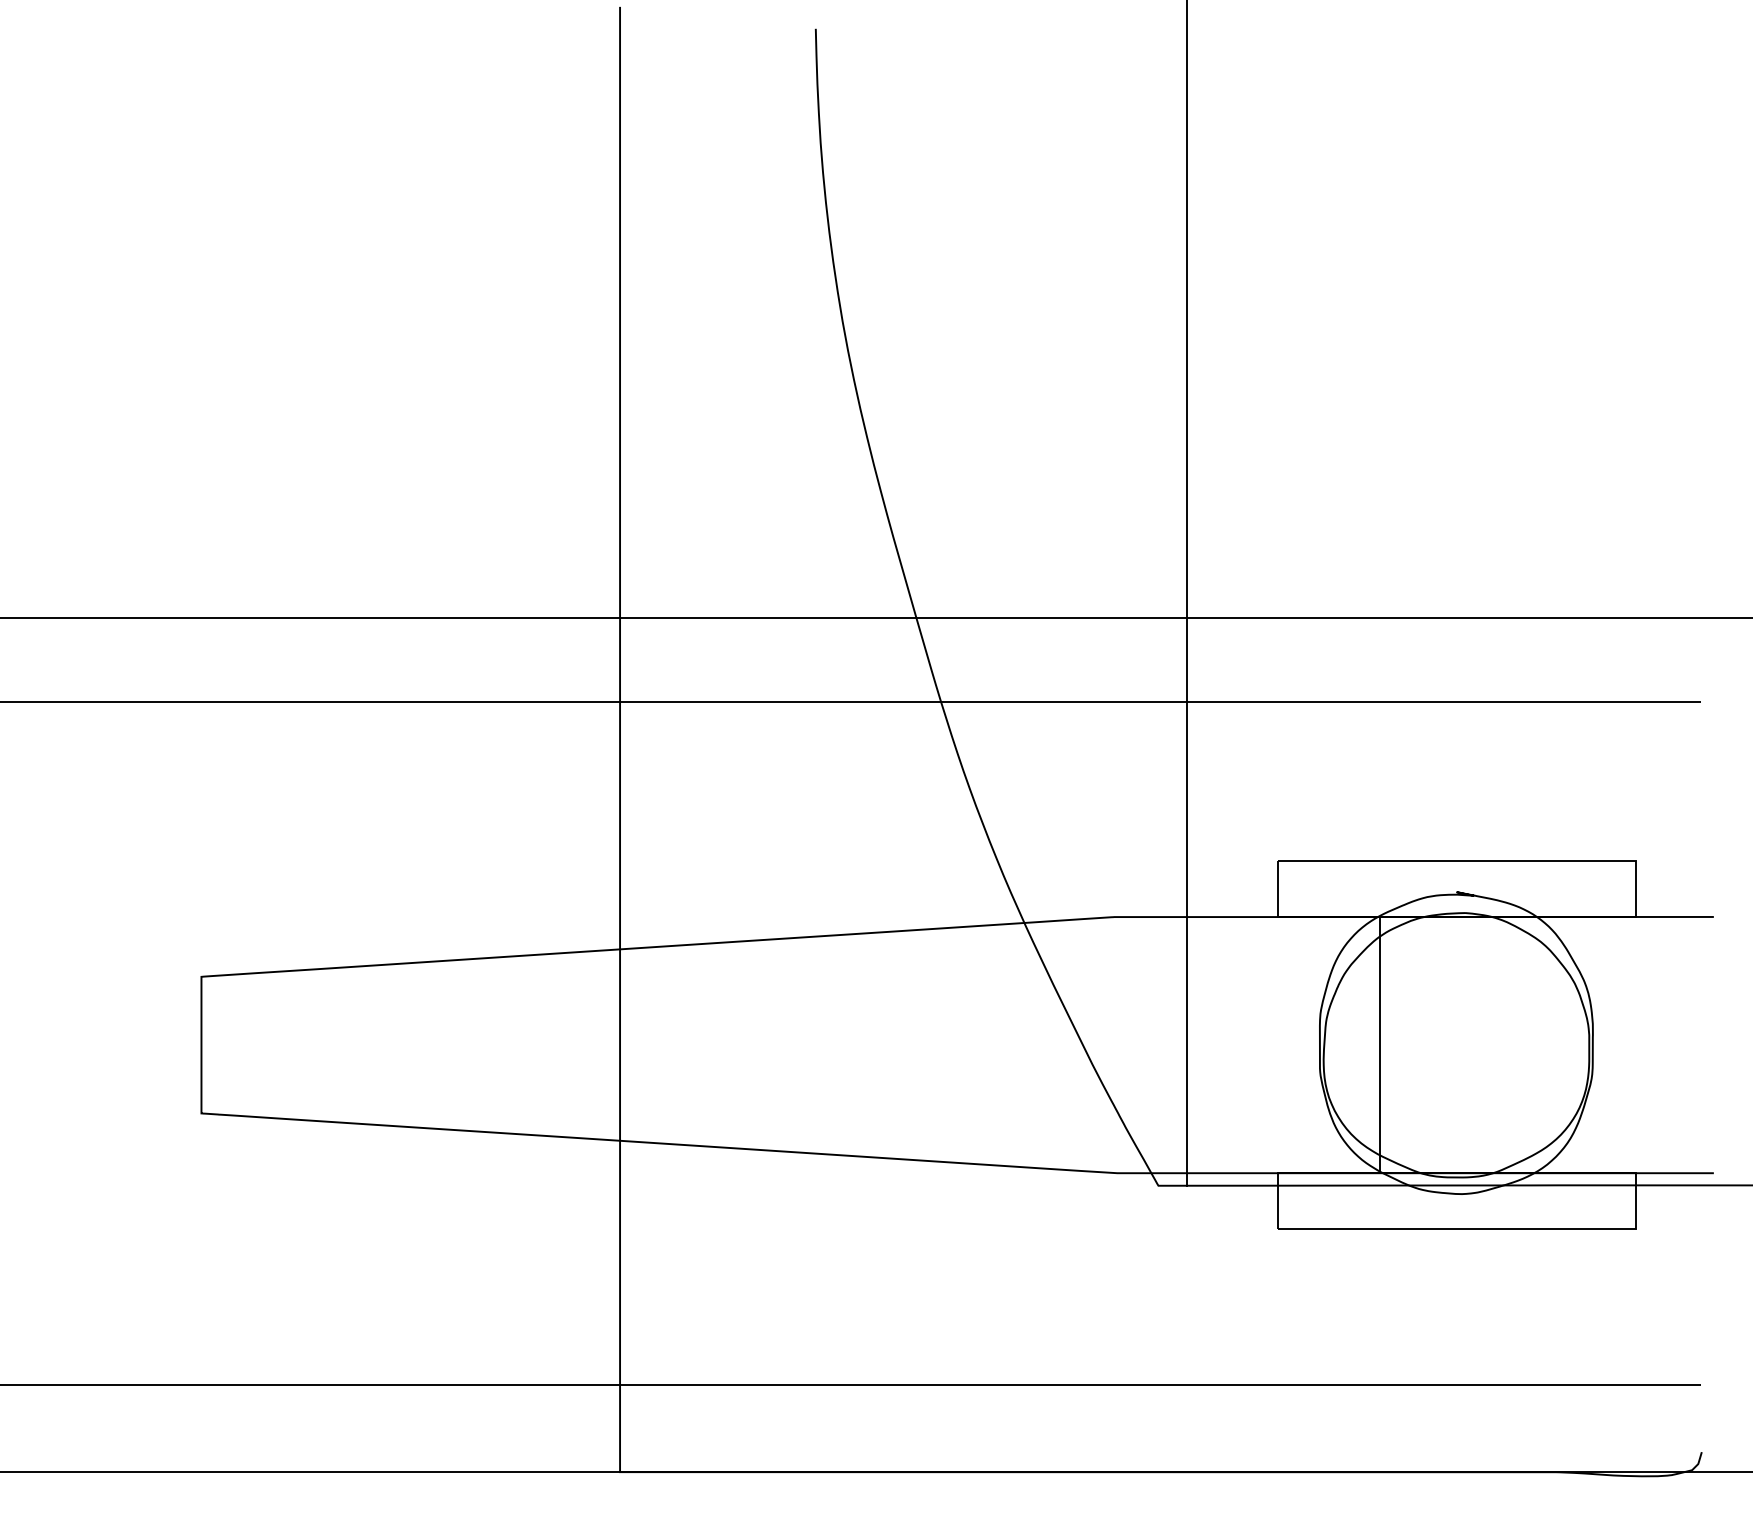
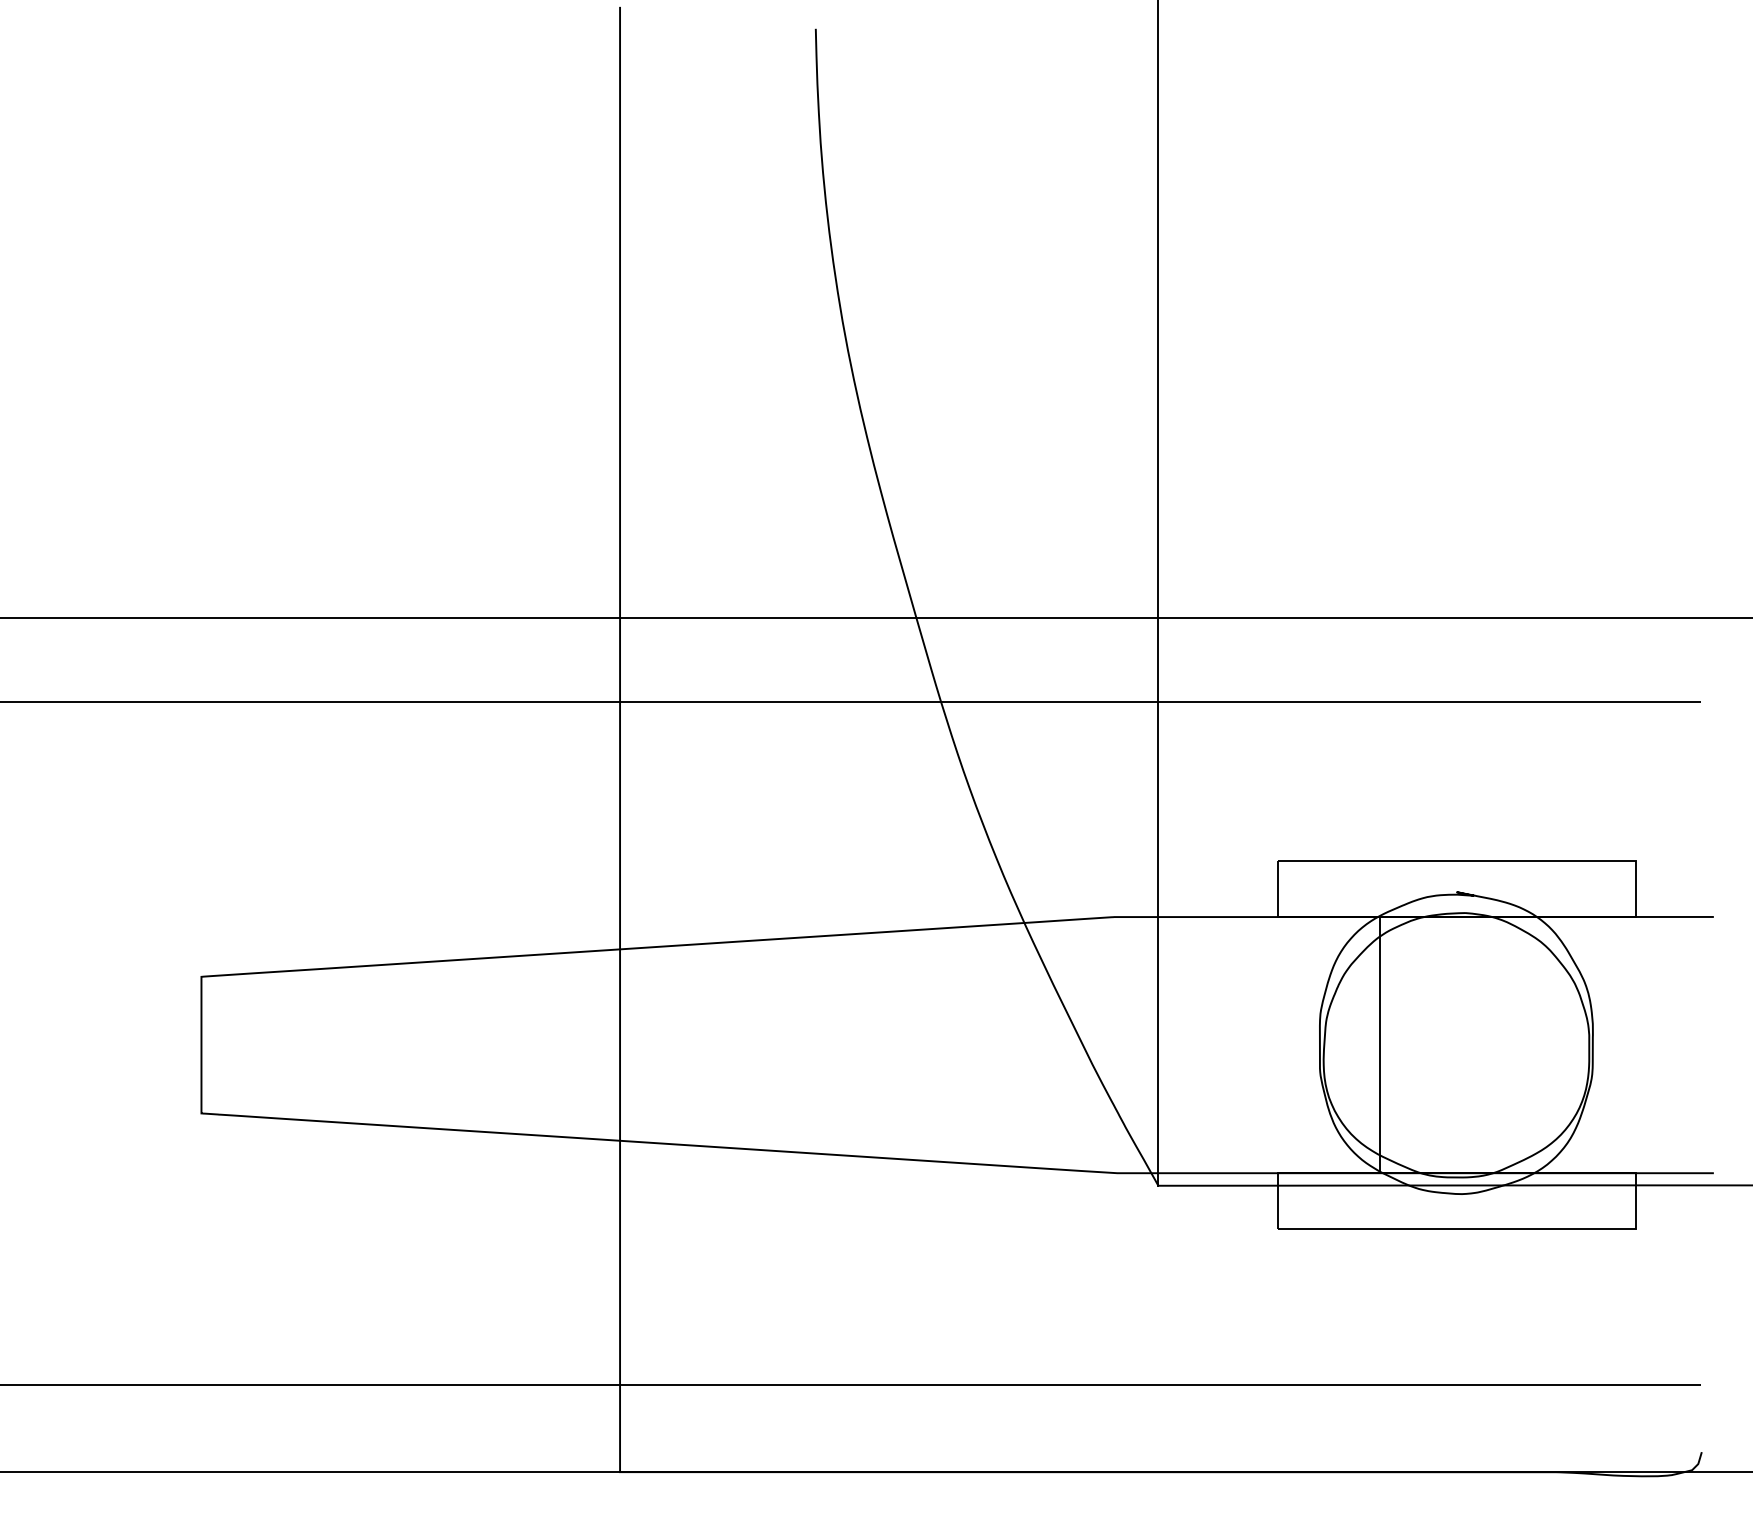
line position: (1187, 593) -> (1158, 593) (1158, 593)
